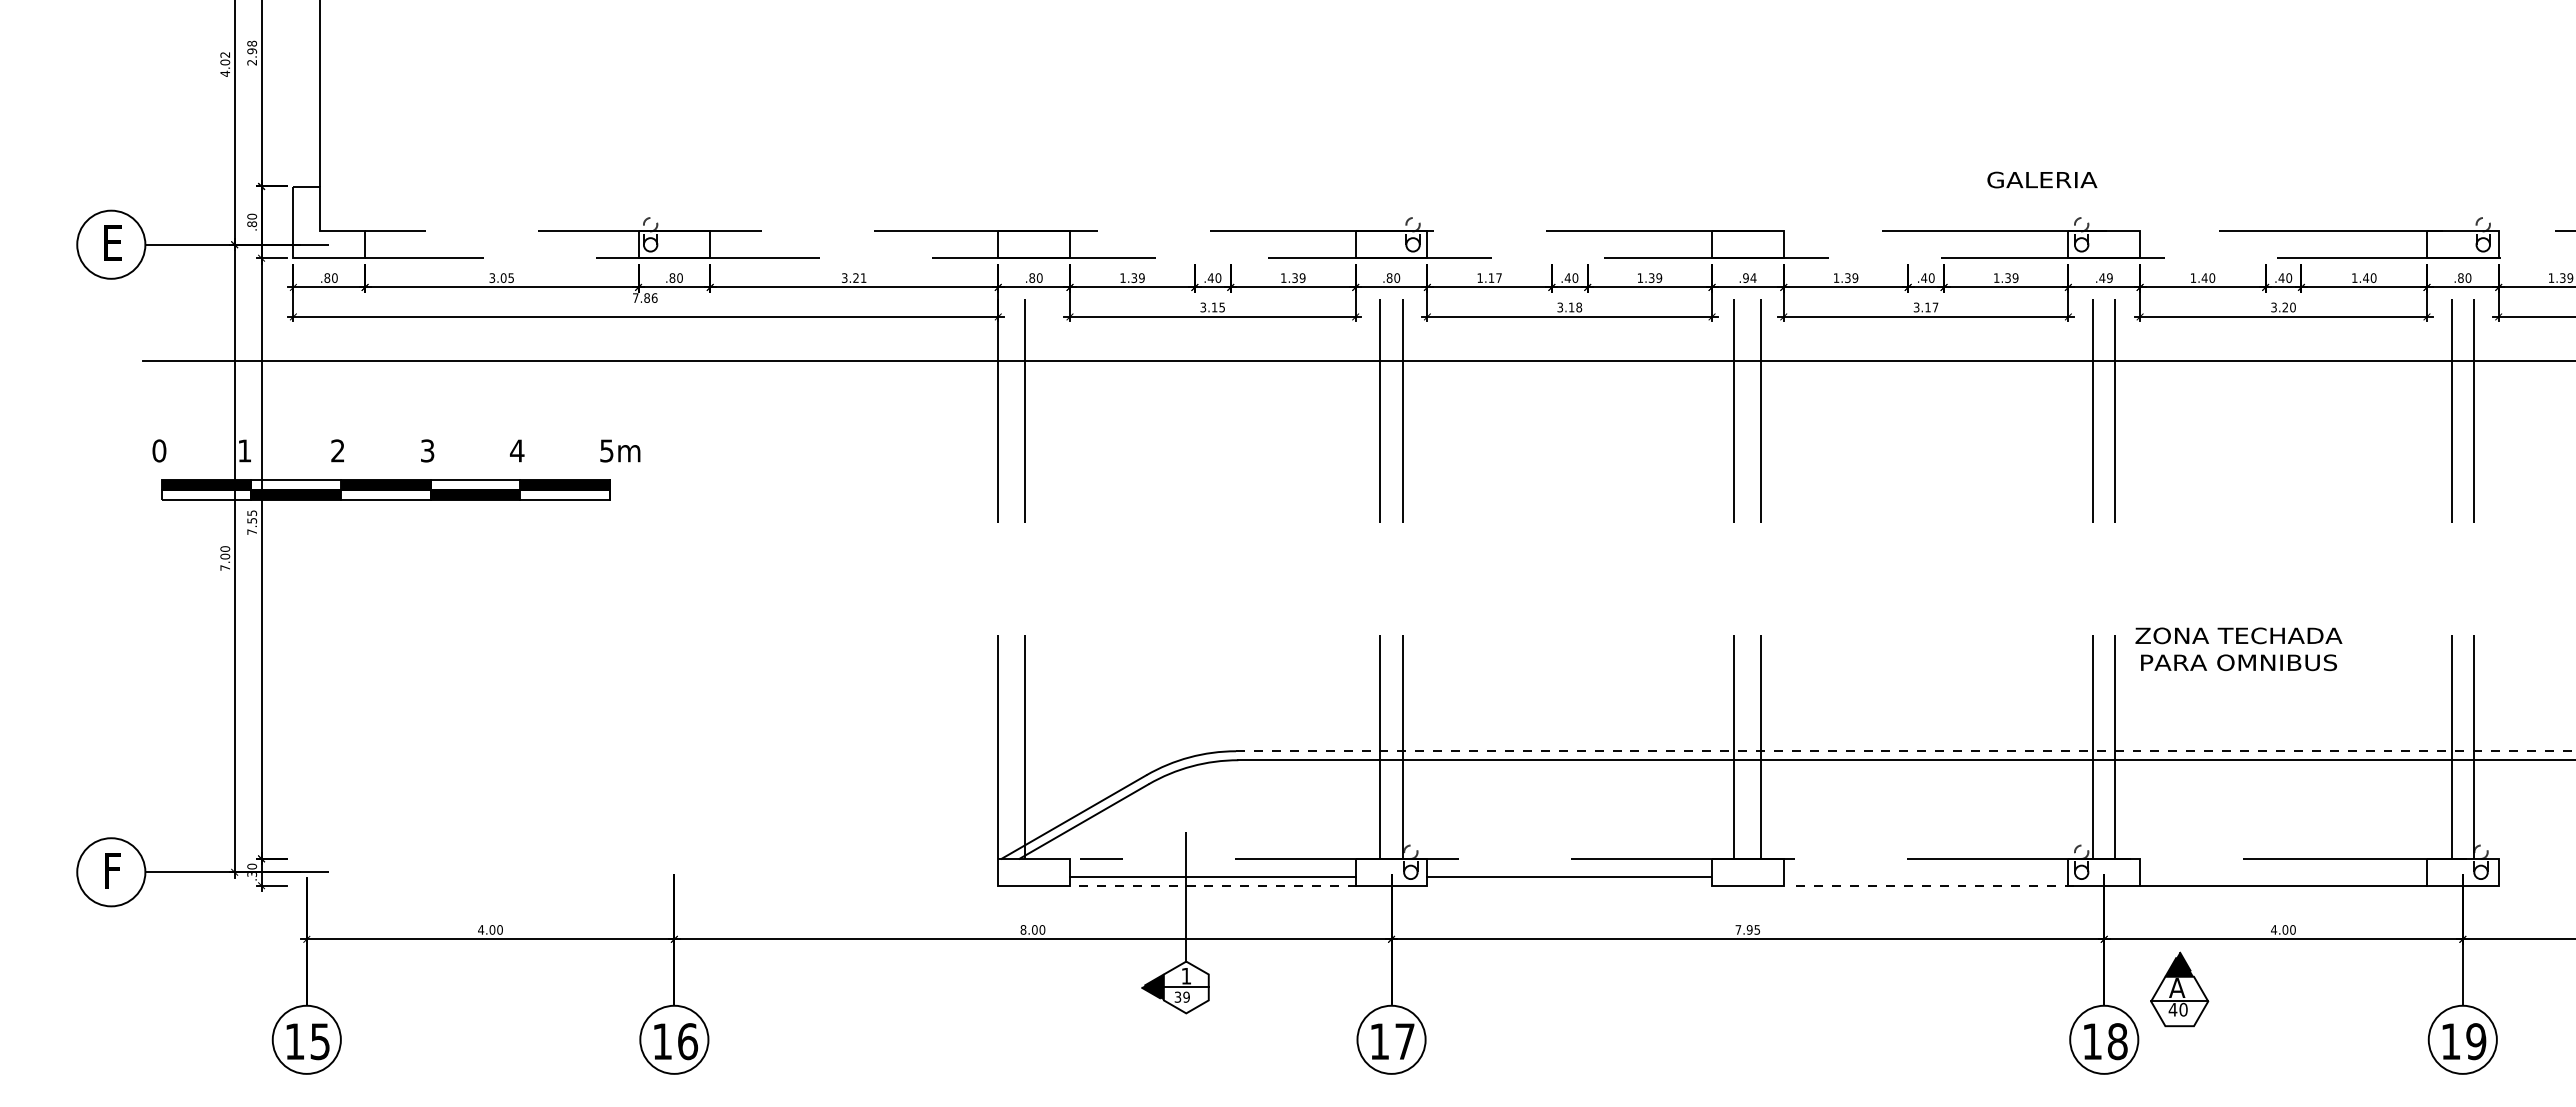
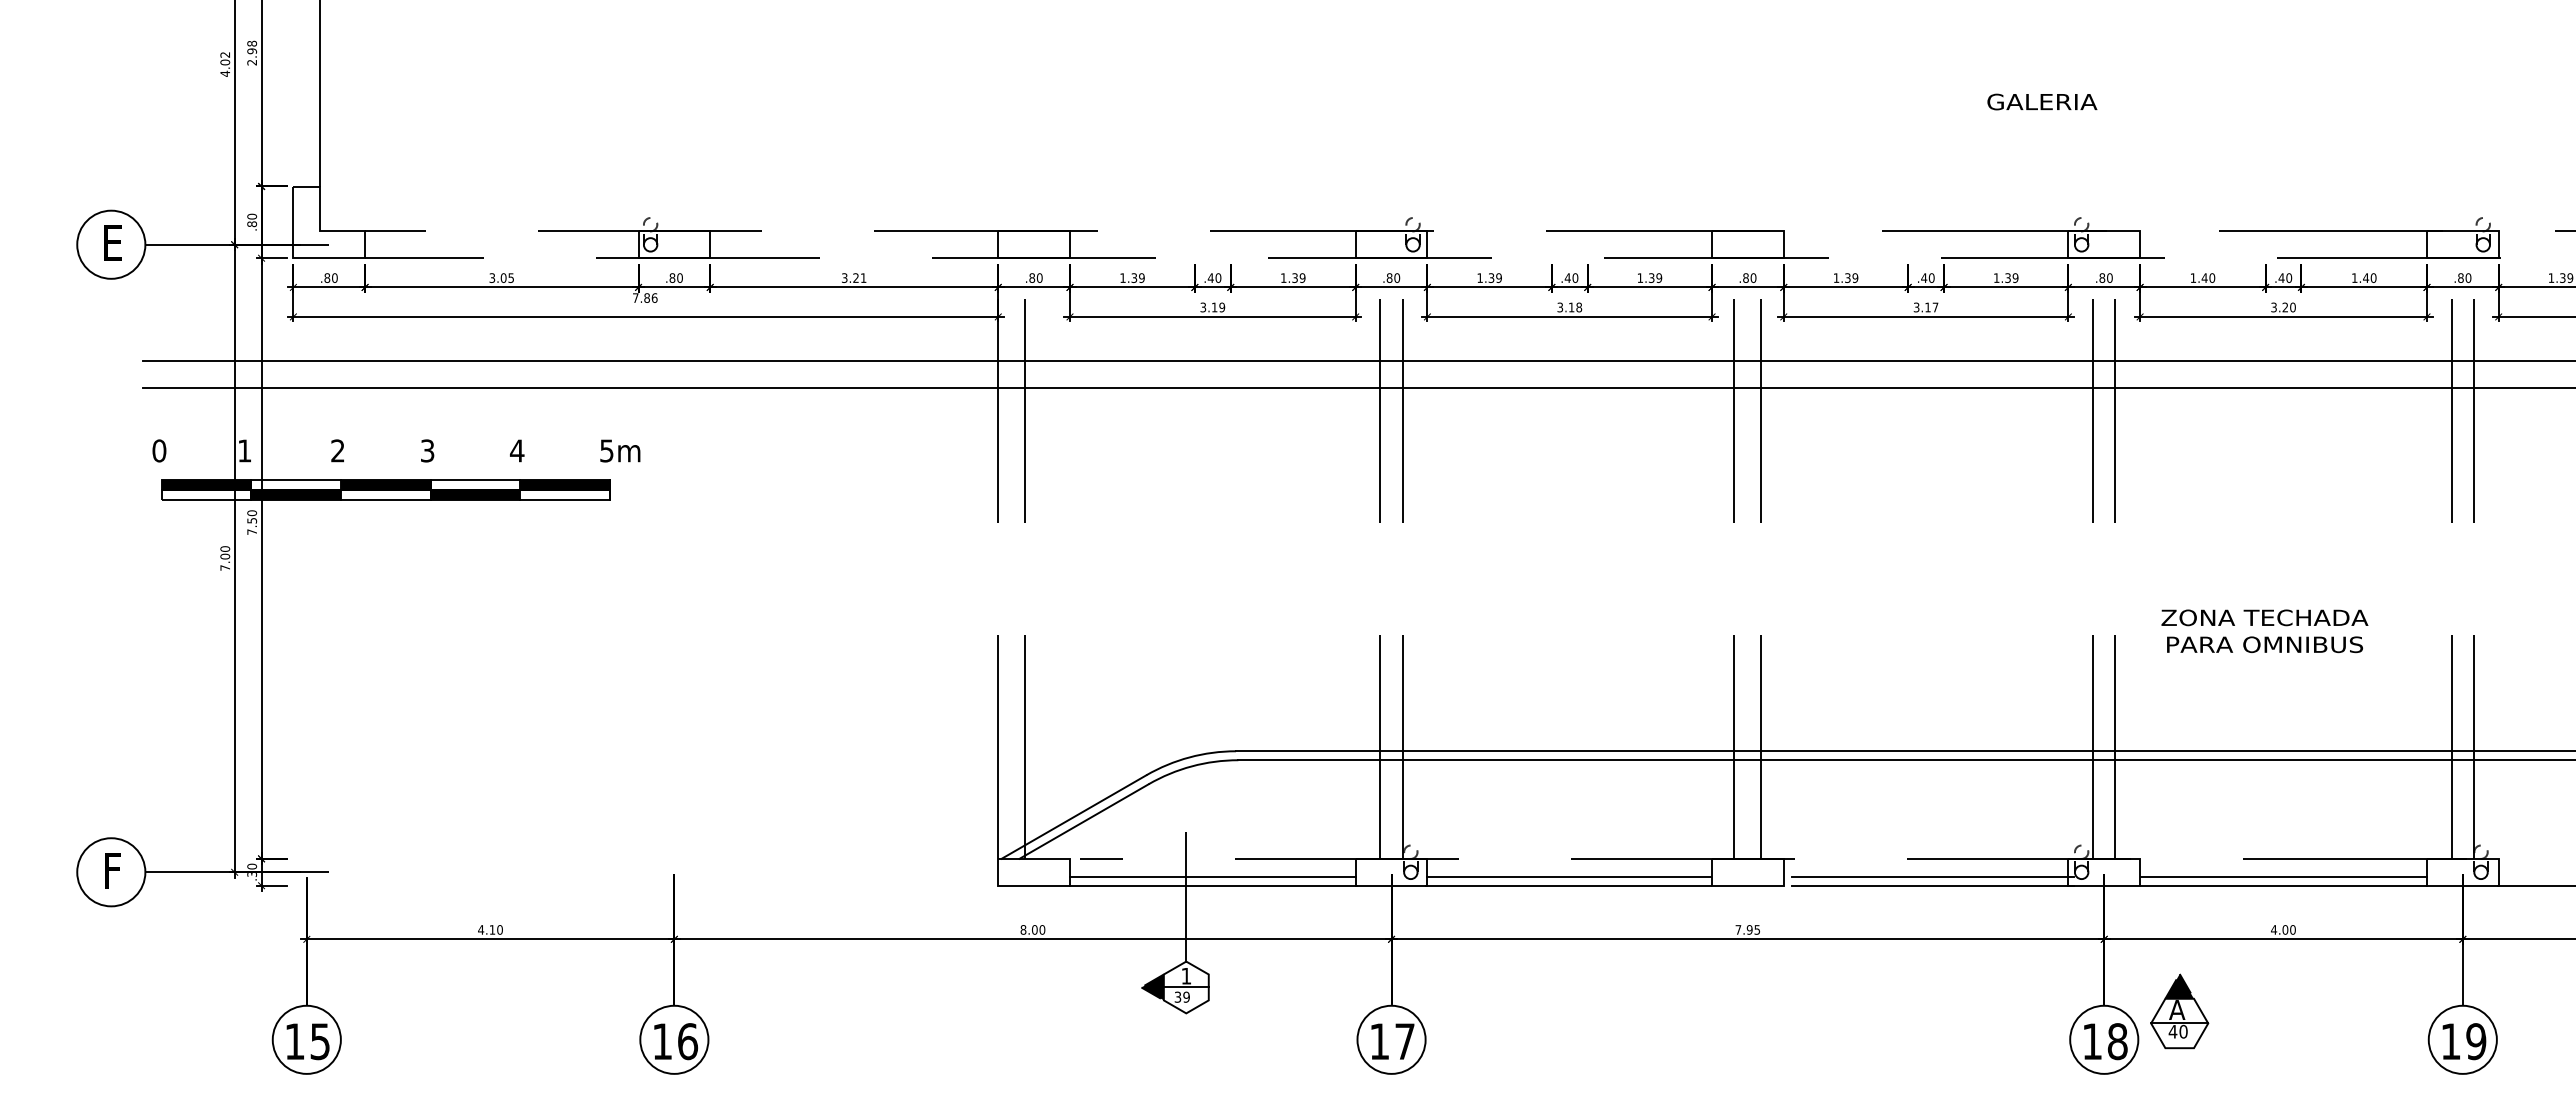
text position: (2042, 179) -> (2042, 101) (2042, 101)
text: .94 -> .80 (1749, 277)
text: .49 -> .80 (2105, 277)
text: 1.17 -> 1.39 (1494, 278)
text: 3.15 -> 3.19 (1222, 306)
line: none -> present (1357, 388)
text: 7.55 -> 7.50 (252, 513)
text position: (2238, 649) -> (2264, 631) (2264, 631)
line: dashed -> solid (1905, 751)
line: none -> present (1932, 876)
line: none -> present (2283, 876)
line: dashed -> solid (1212, 885)
line: none -> present (1568, 885)
line: dashed -> solid (1932, 885)
line: none -> present (2534, 885)
text: 4.00 -> 4.10 (492, 929)
part position: (2179, 989) -> (2179, 1011) (2179, 1011)
